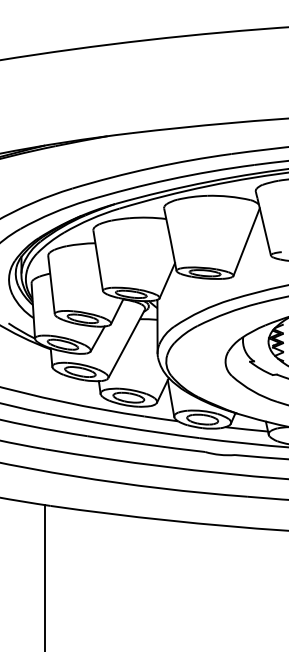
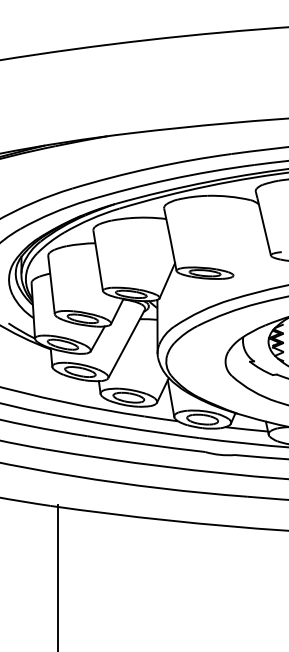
line: present -> none (246, 242)
line position: (45, 576) -> (58, 576) (58, 576)
